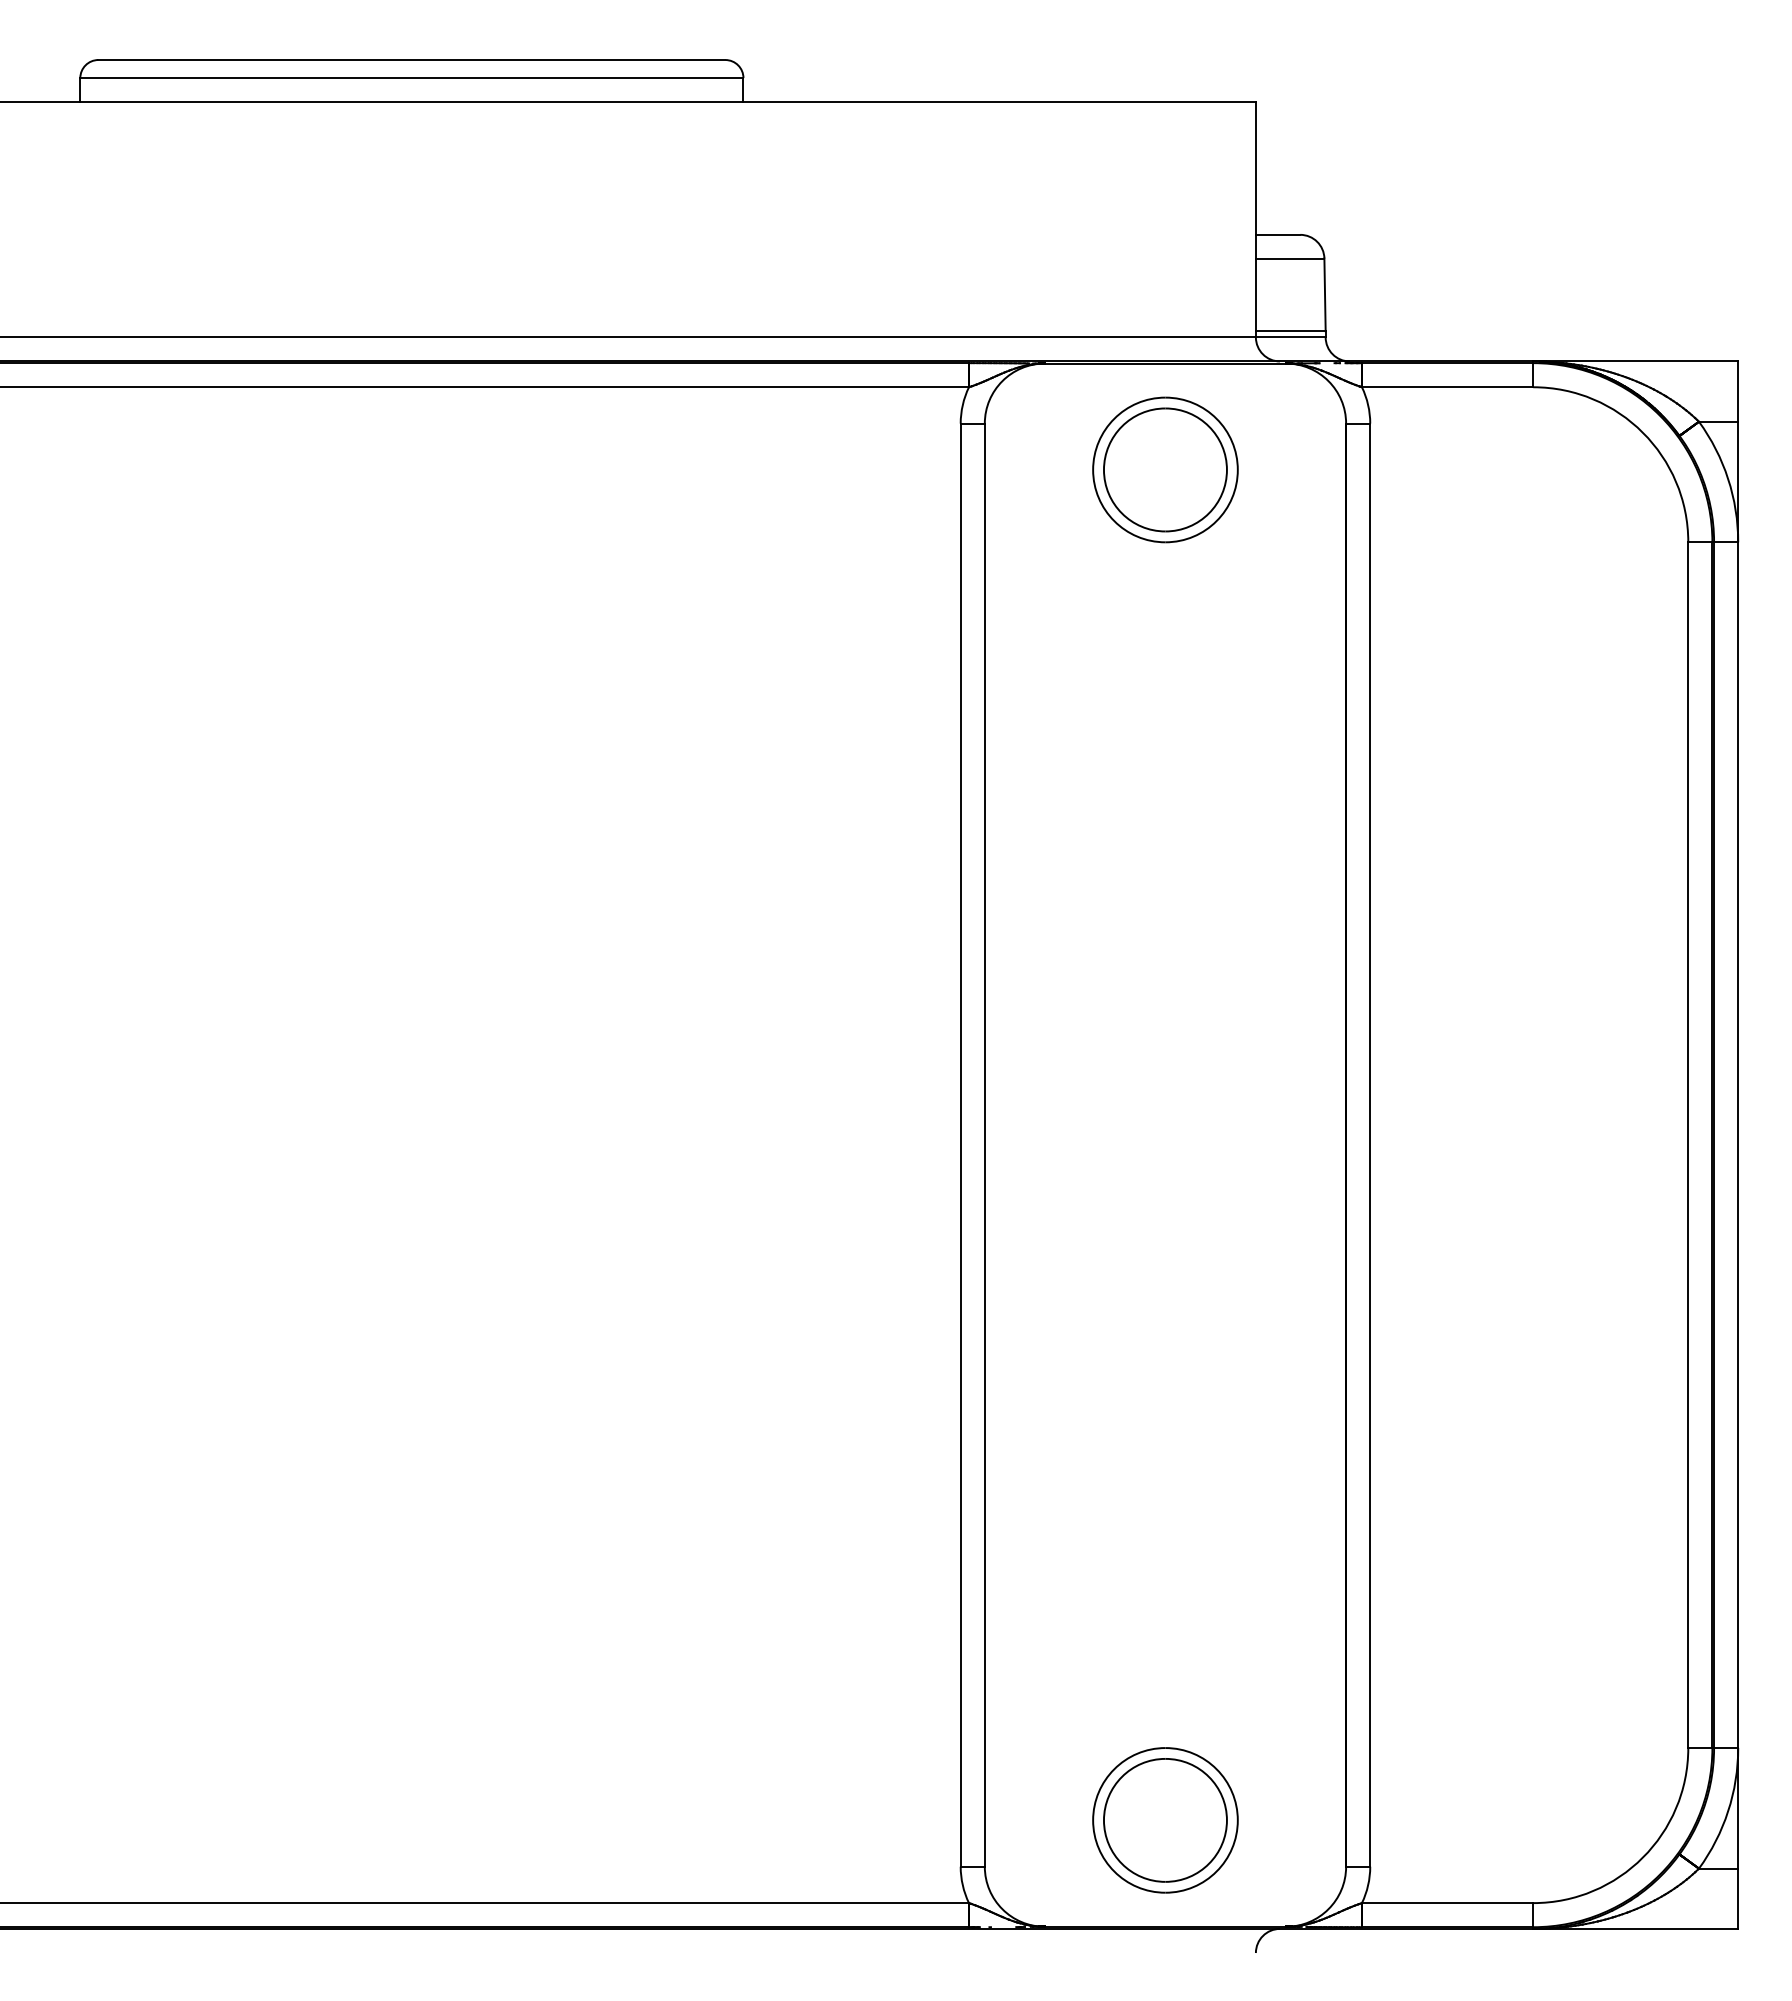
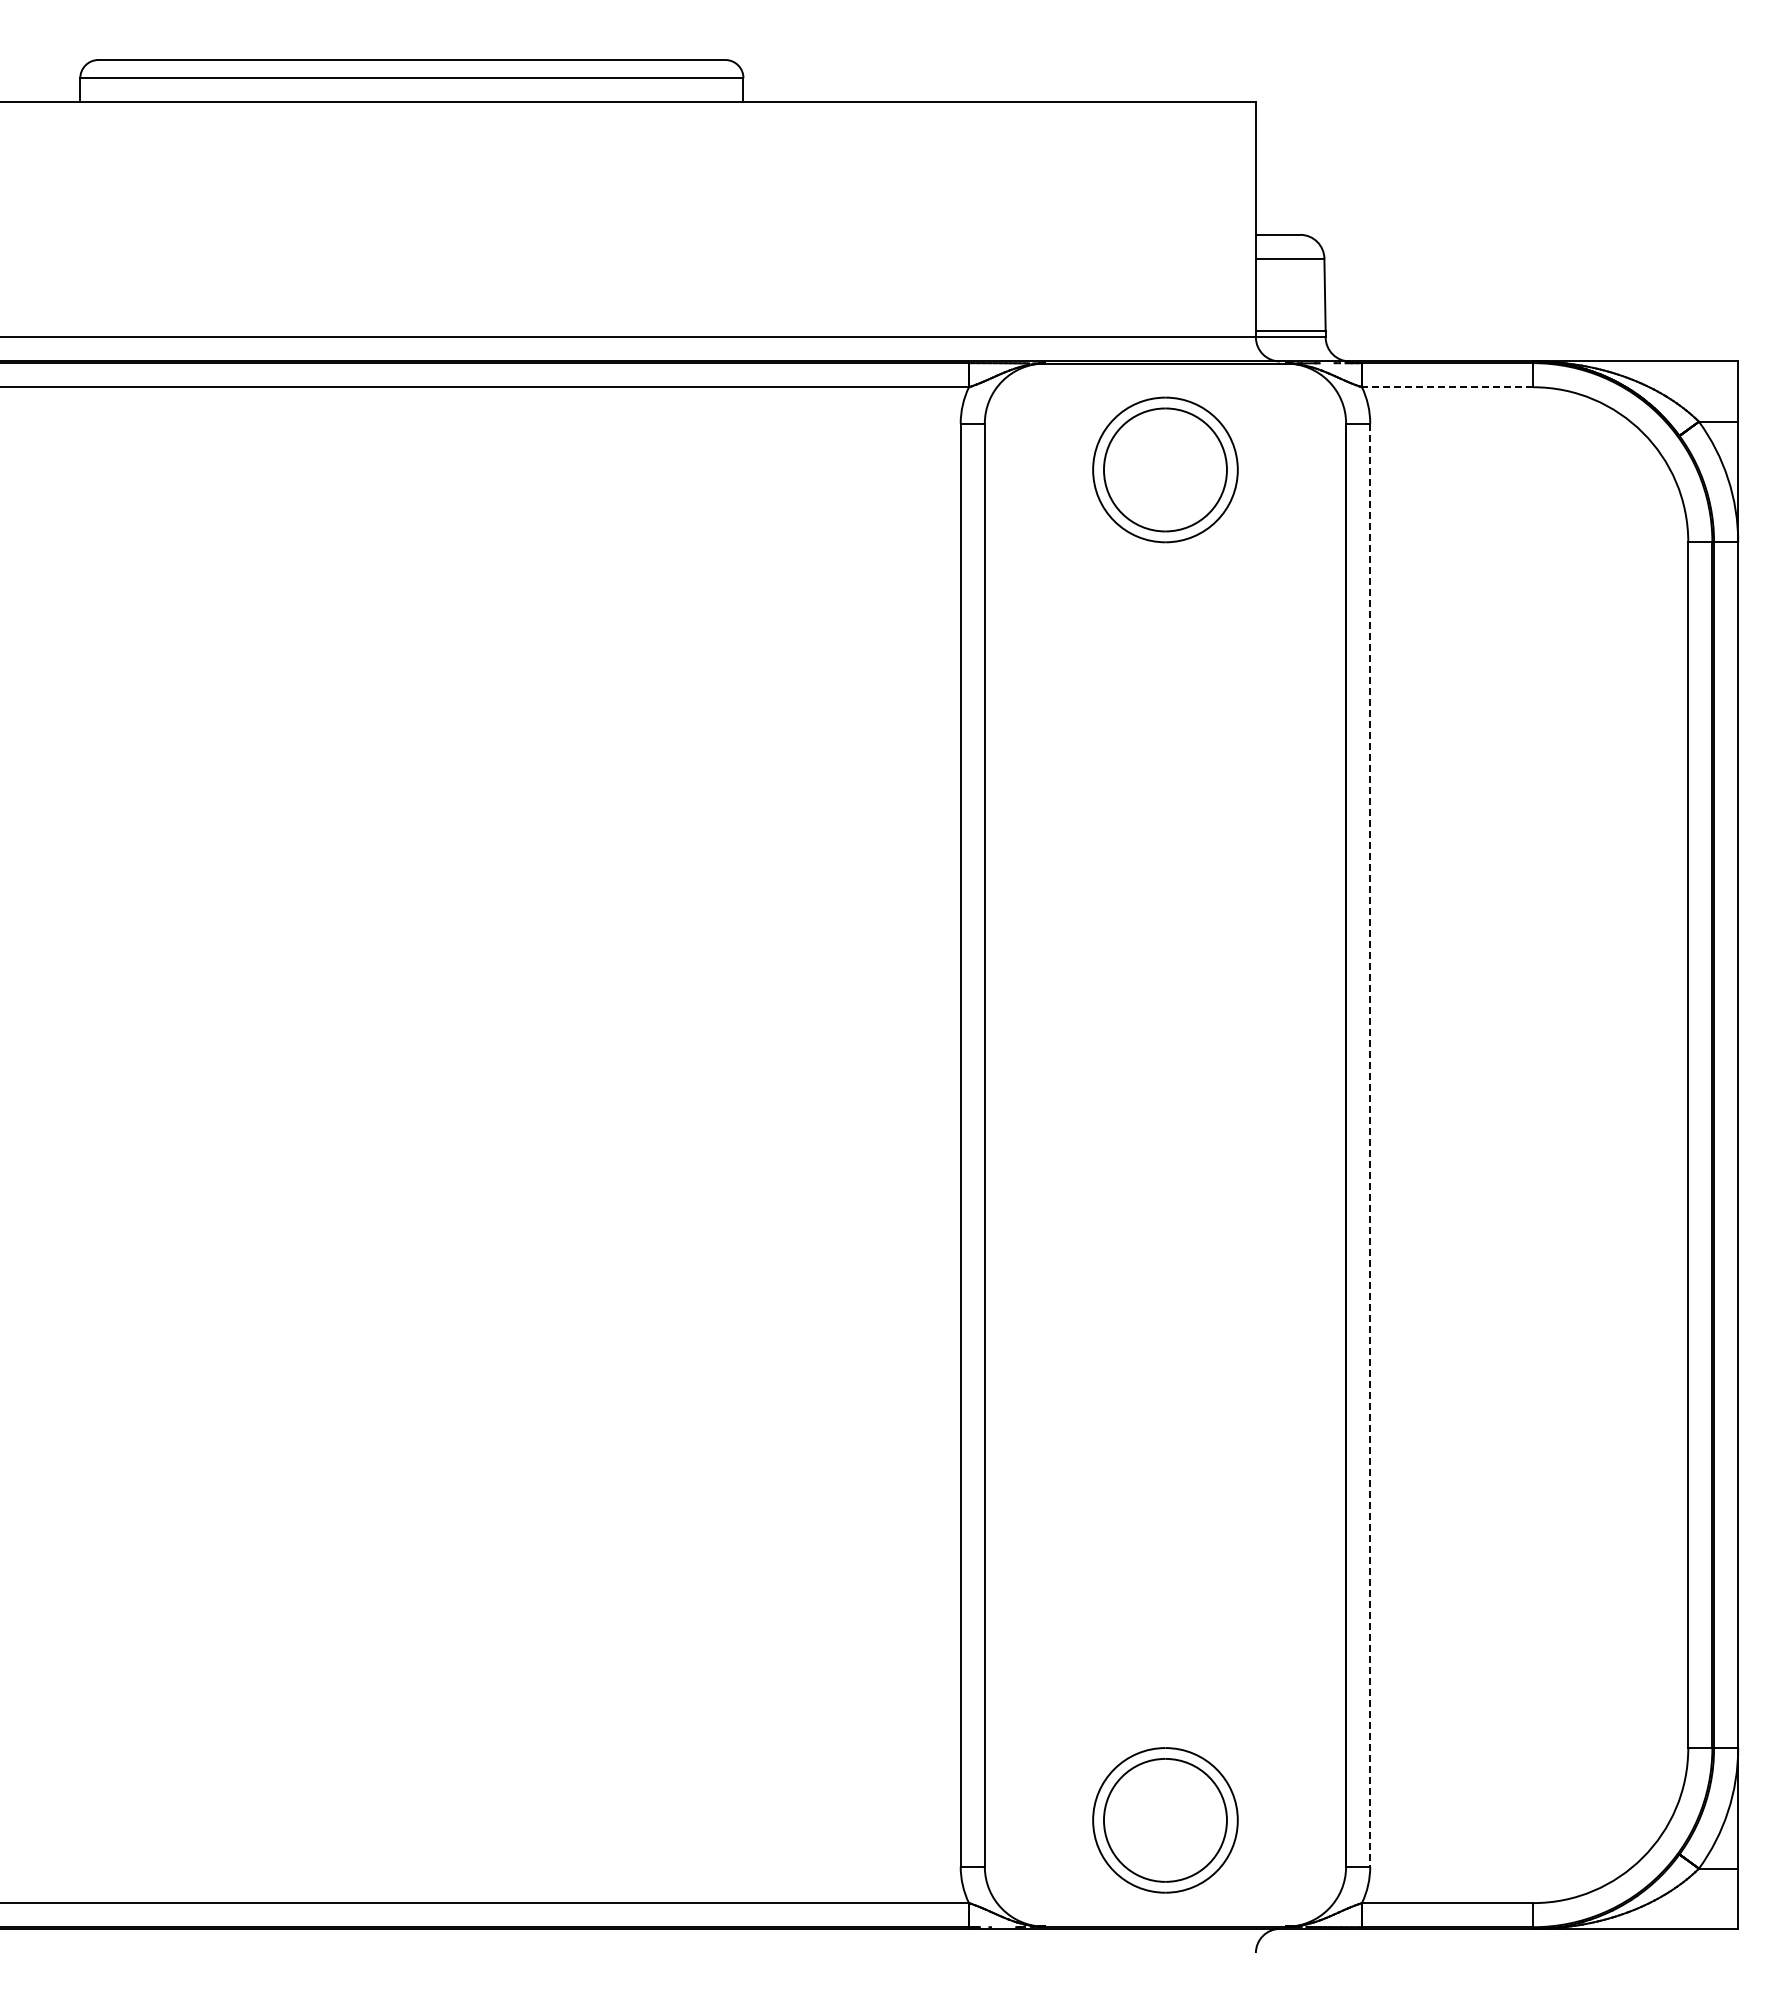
line: solid -> dashed (1447, 387)
line: solid -> dashed (1370, 1145)
